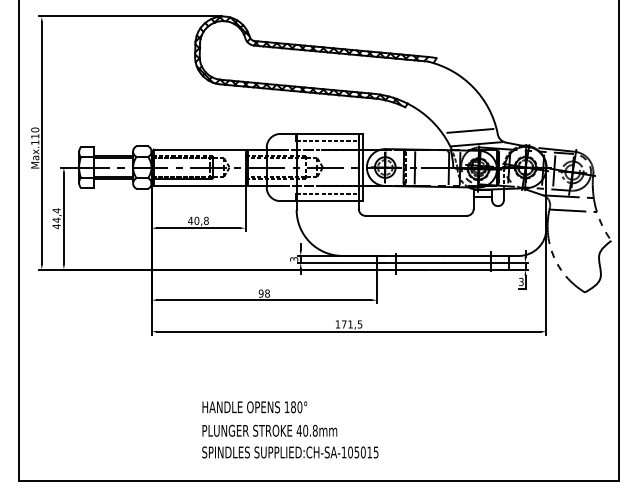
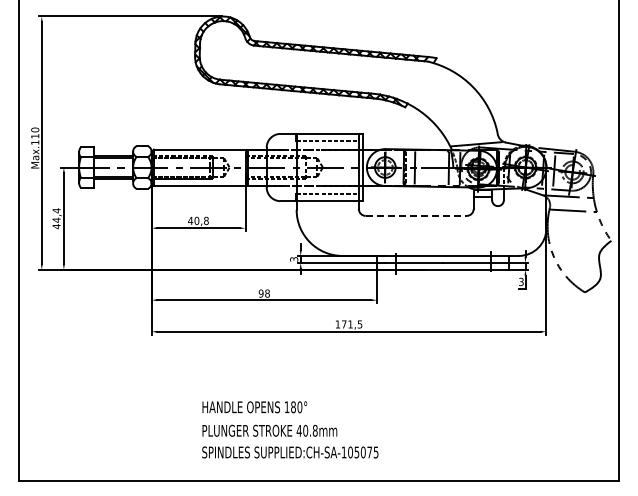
line: present -> none (470, 130)
line: solid -> dashed (416, 215)
text: SUPPLIED:CH-SA-105015 -> SUPPLIED:CH-SA-105075 (369, 452)
